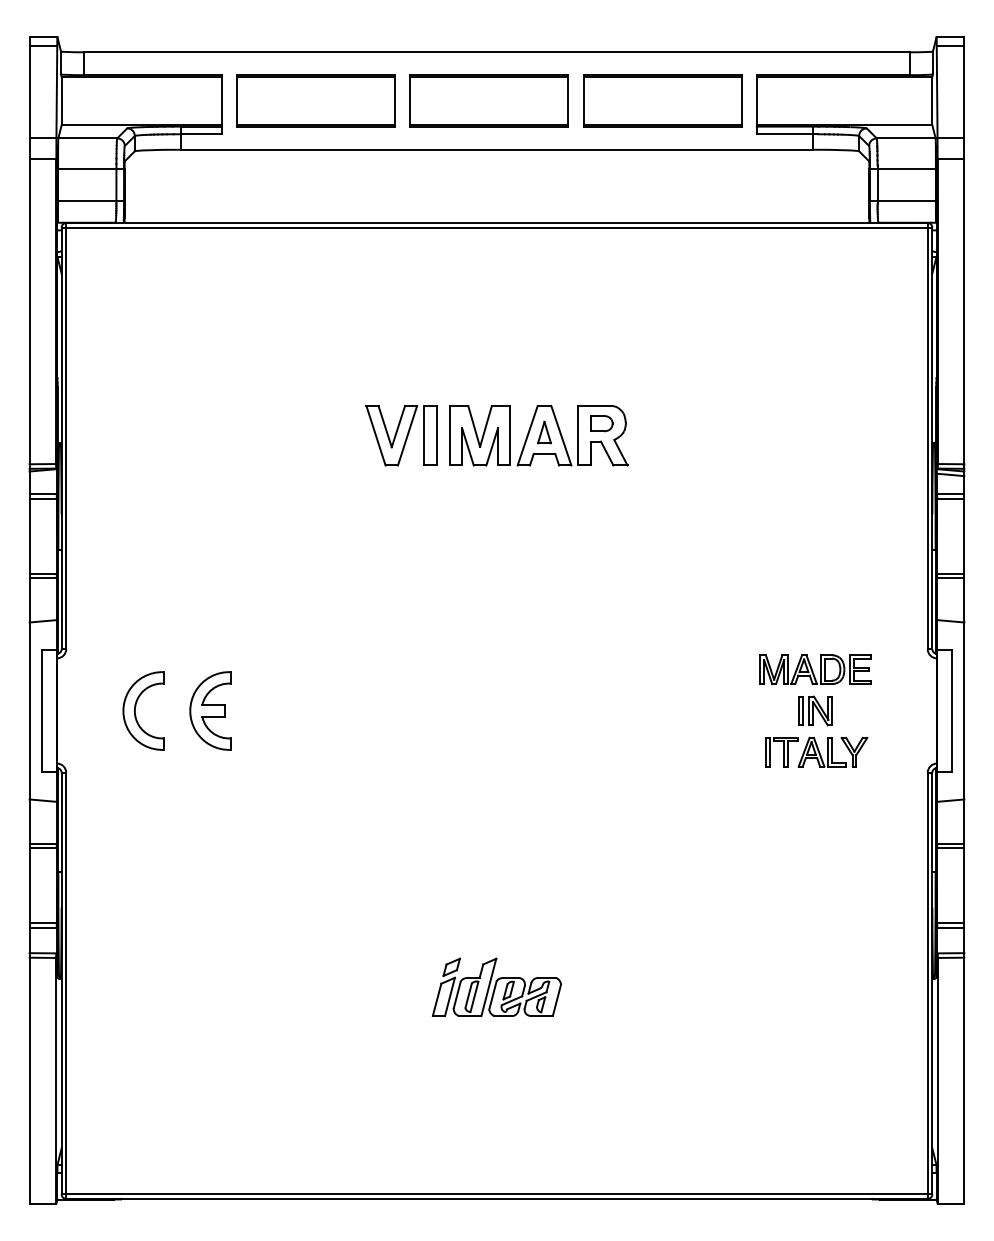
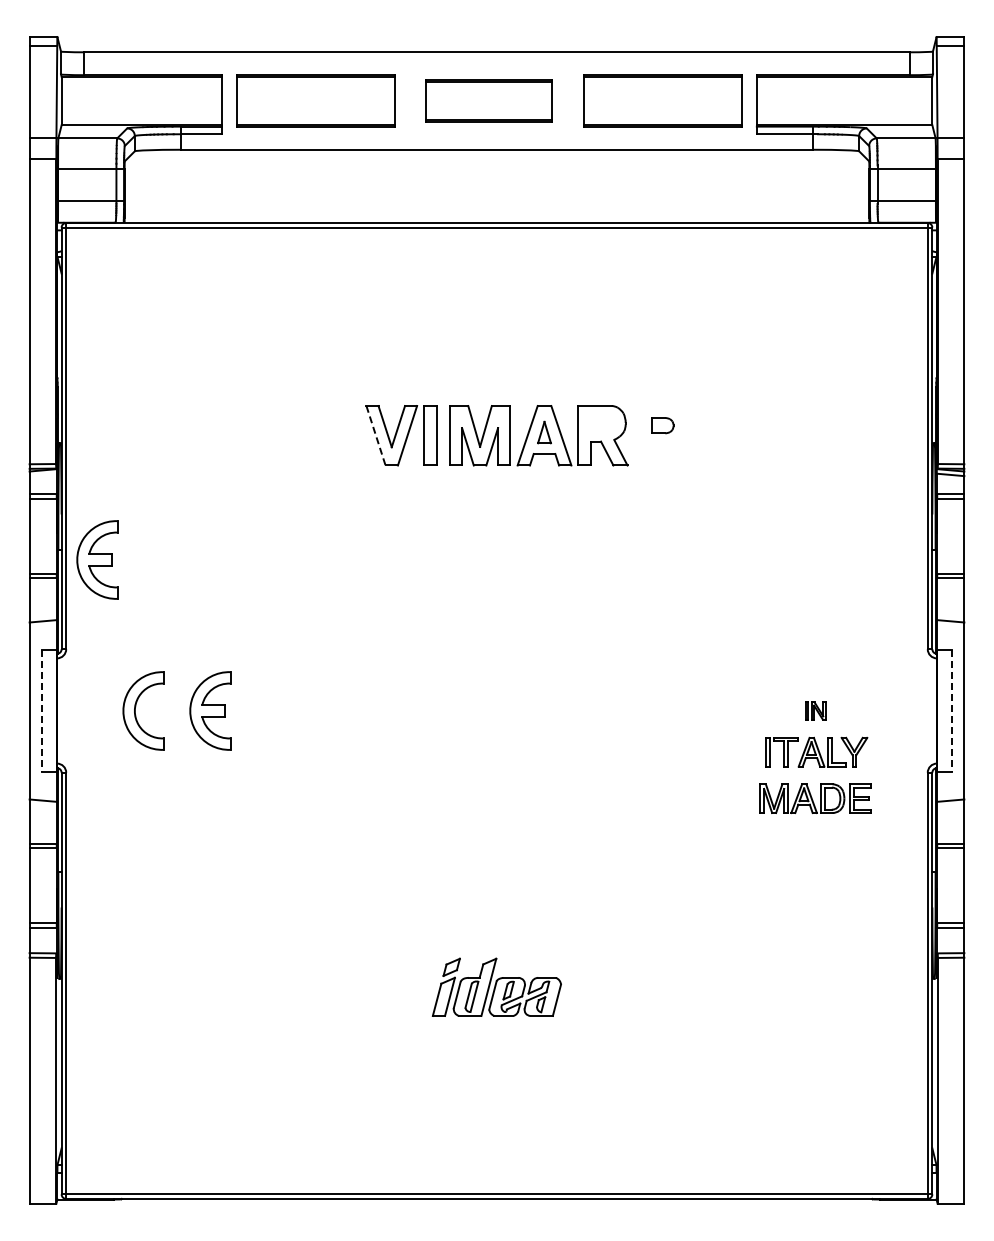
part size: 160x54 px -> 128x44 px (488, 100)
part position: (601, 423) -> (662, 425) (662, 425)
line: solid -> dashed (376, 436)
part: none -> present (97, 559)
part position: (815, 669) -> (815, 798) (815, 798)
line: solid -> dashed (41, 710)
part size: 35x32 px -> 22x20 px (815, 710)
line: solid -> dashed (952, 710)
